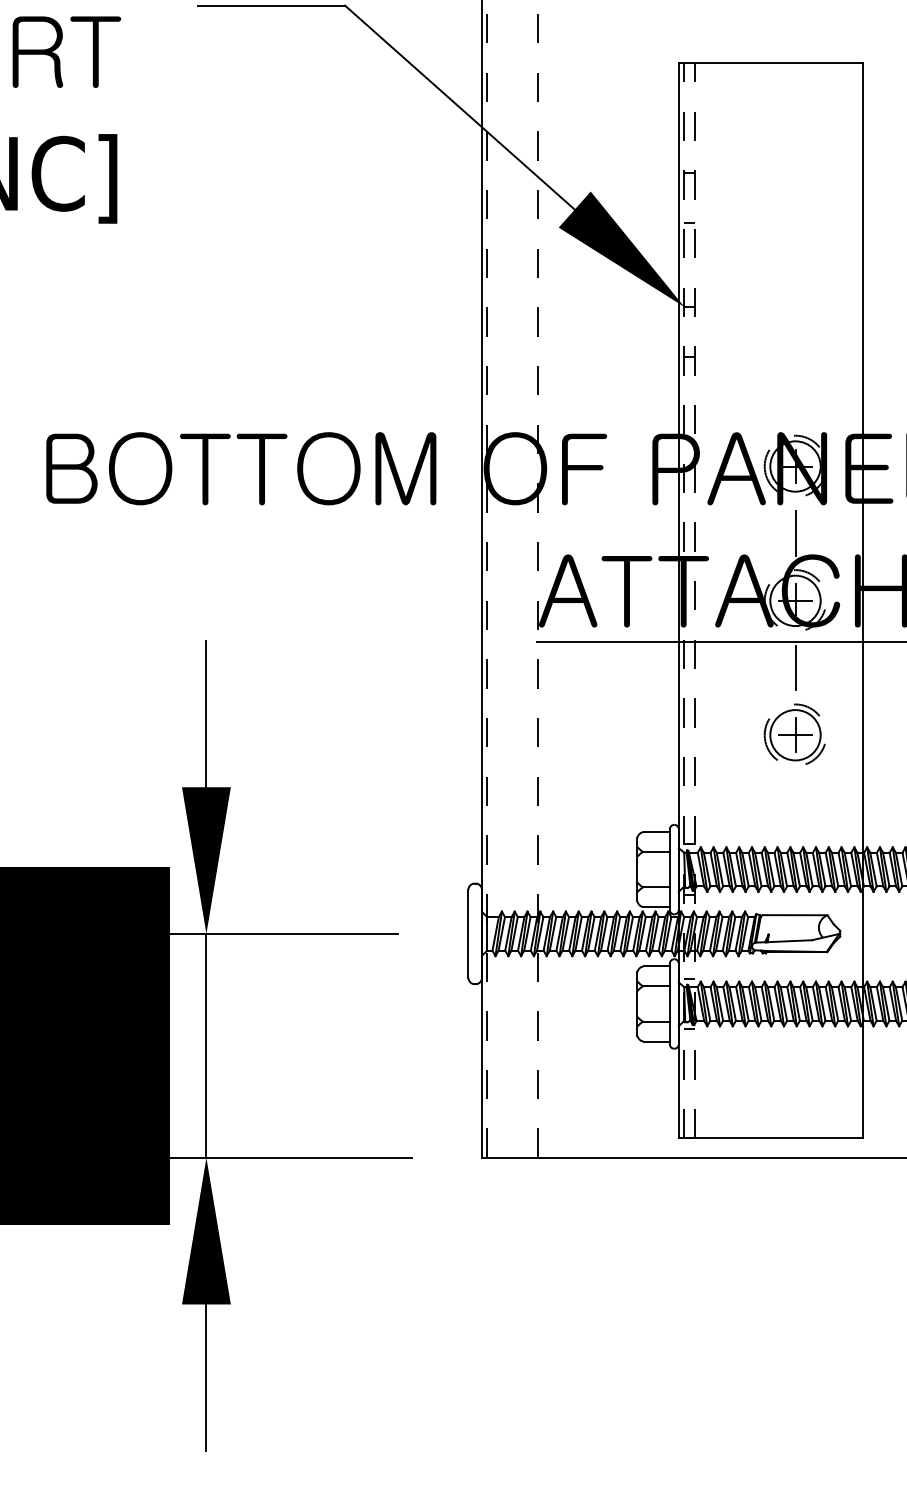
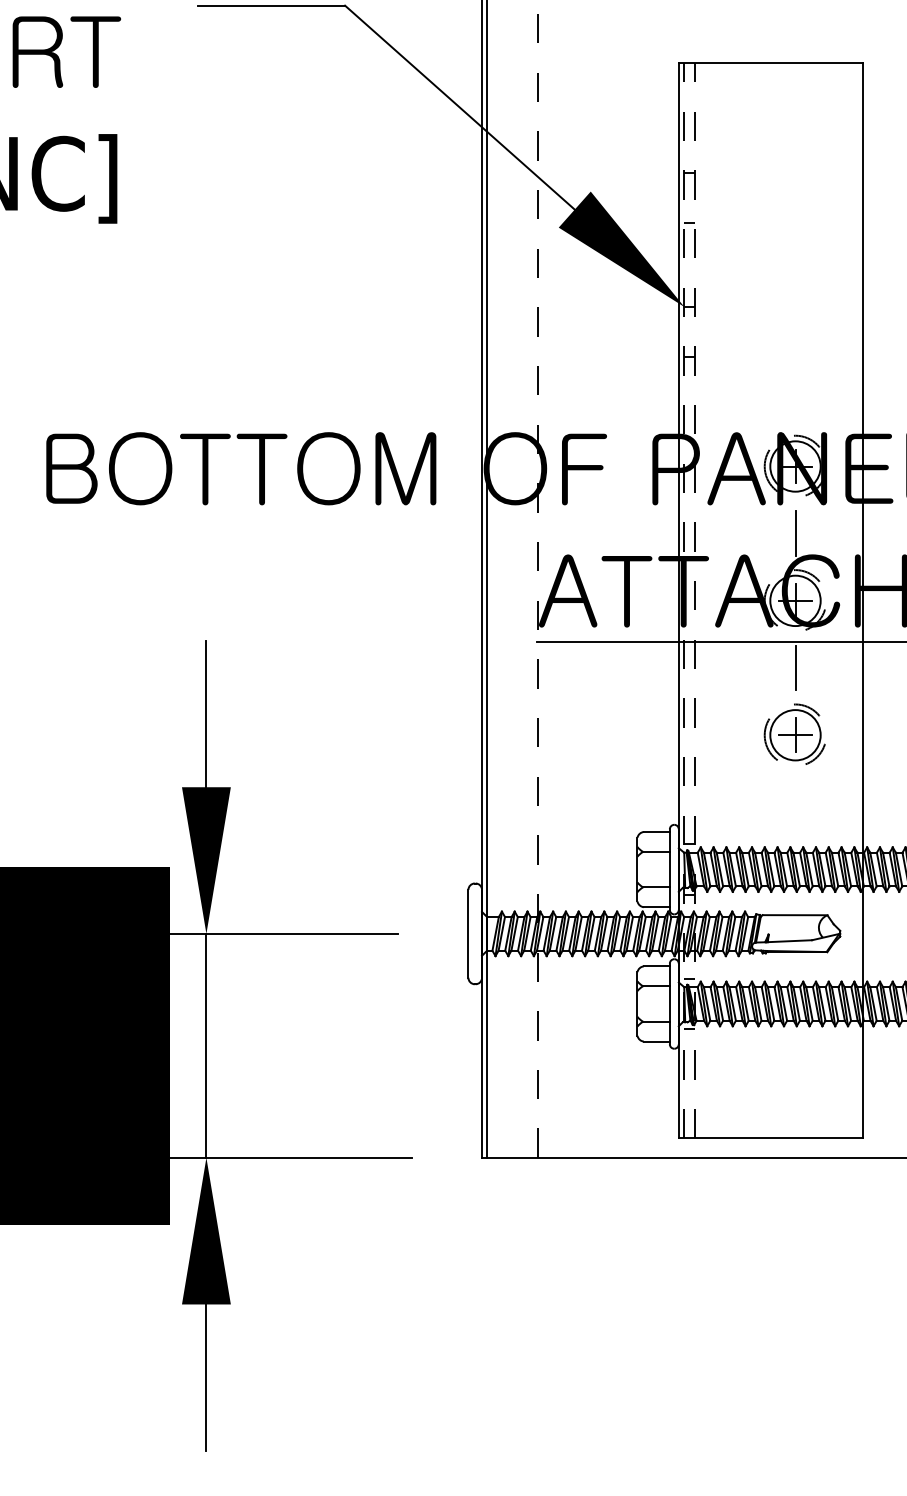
line: dashed -> solid (487, 578)
